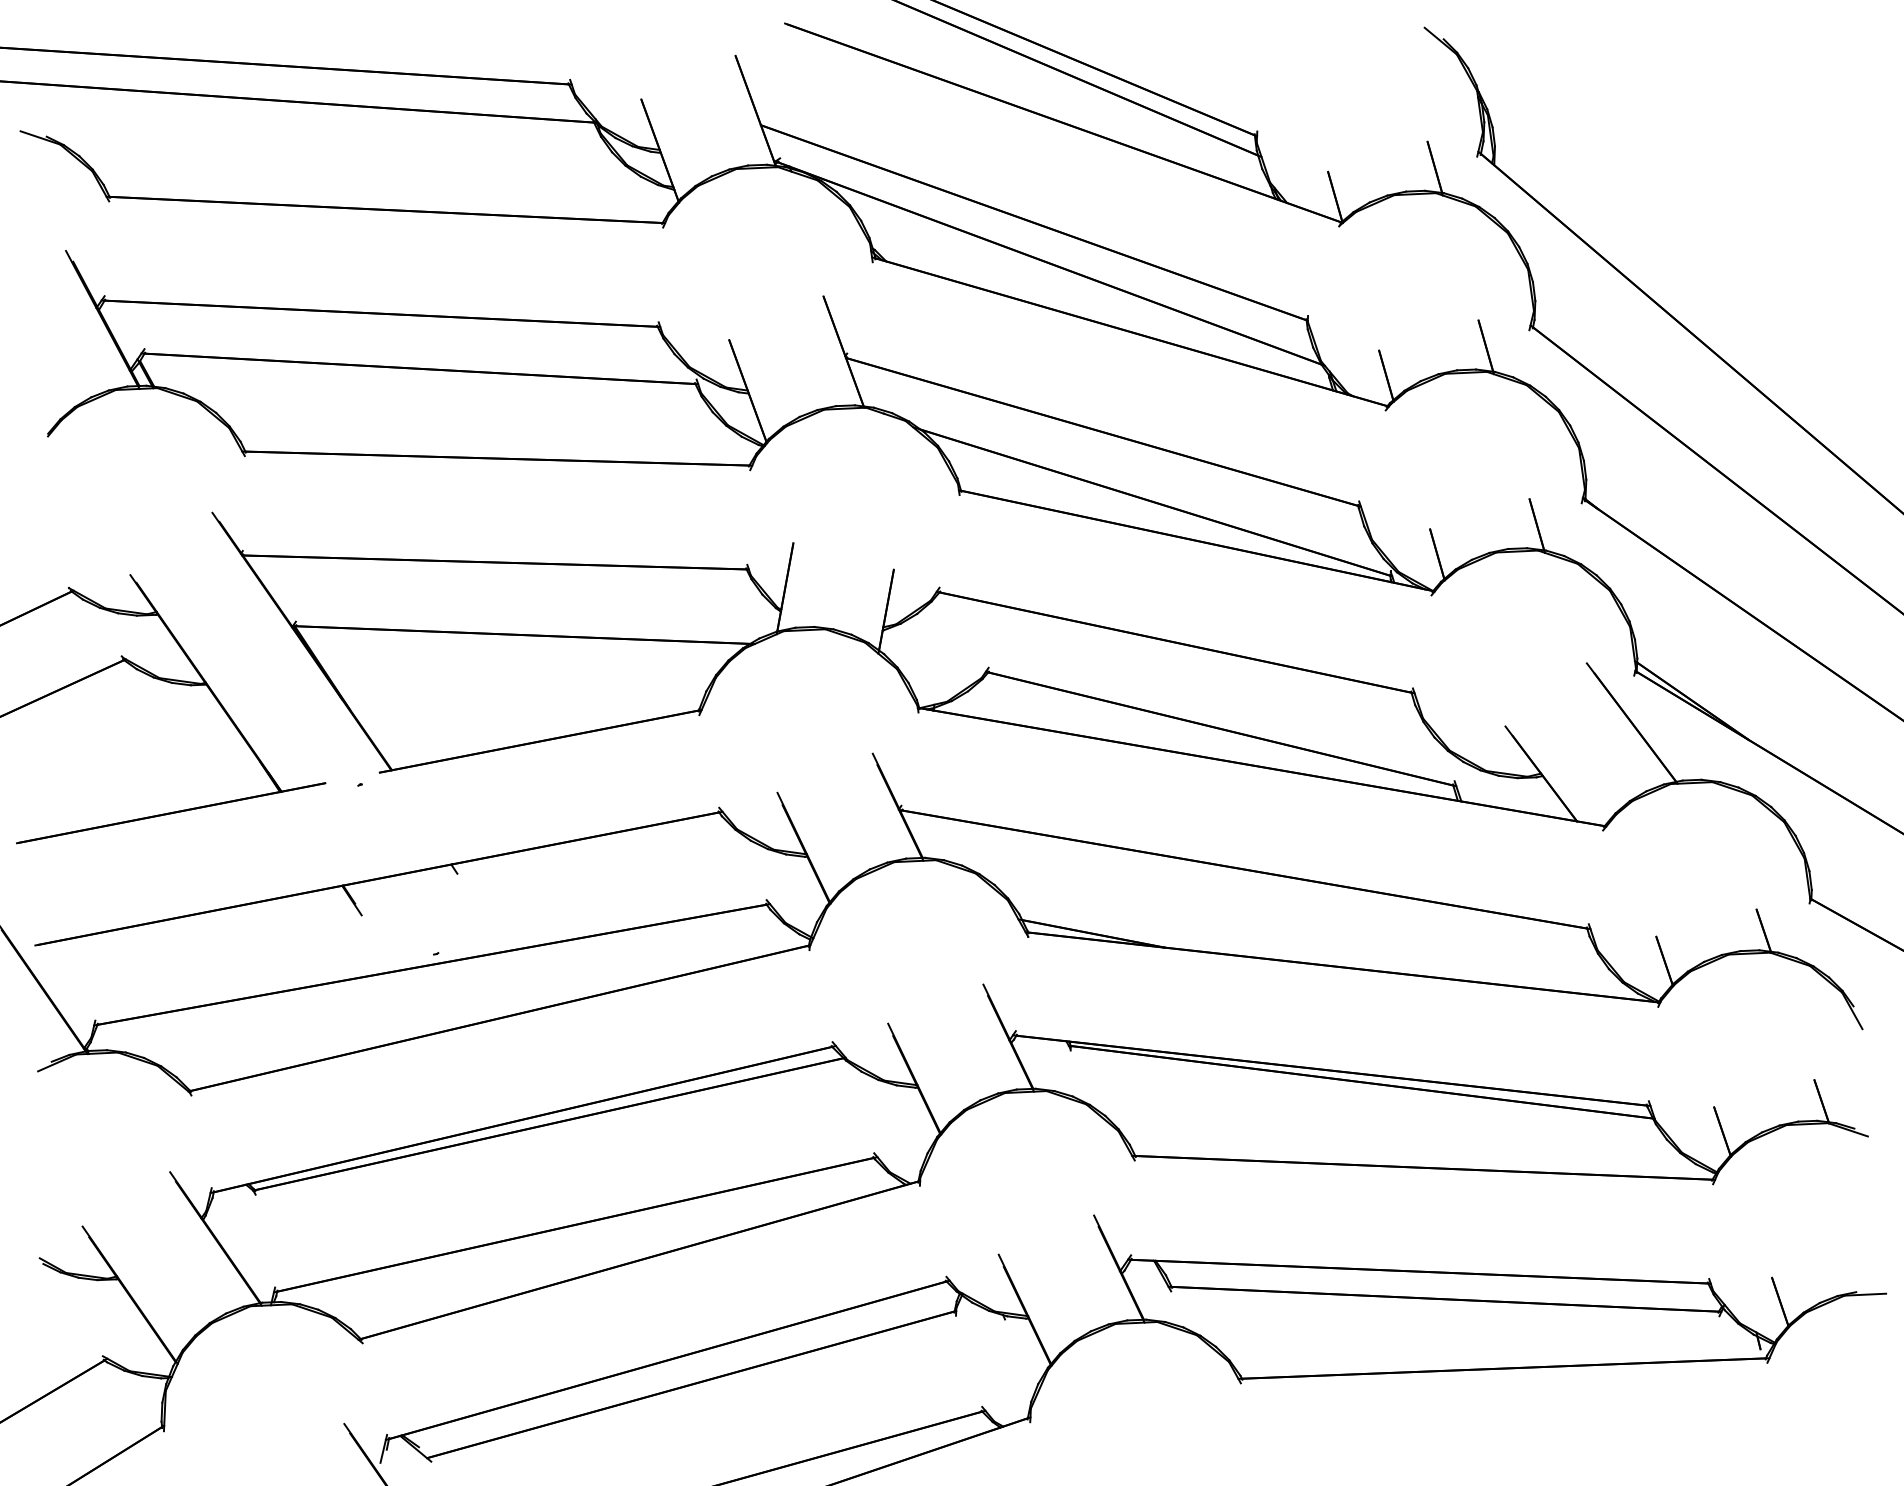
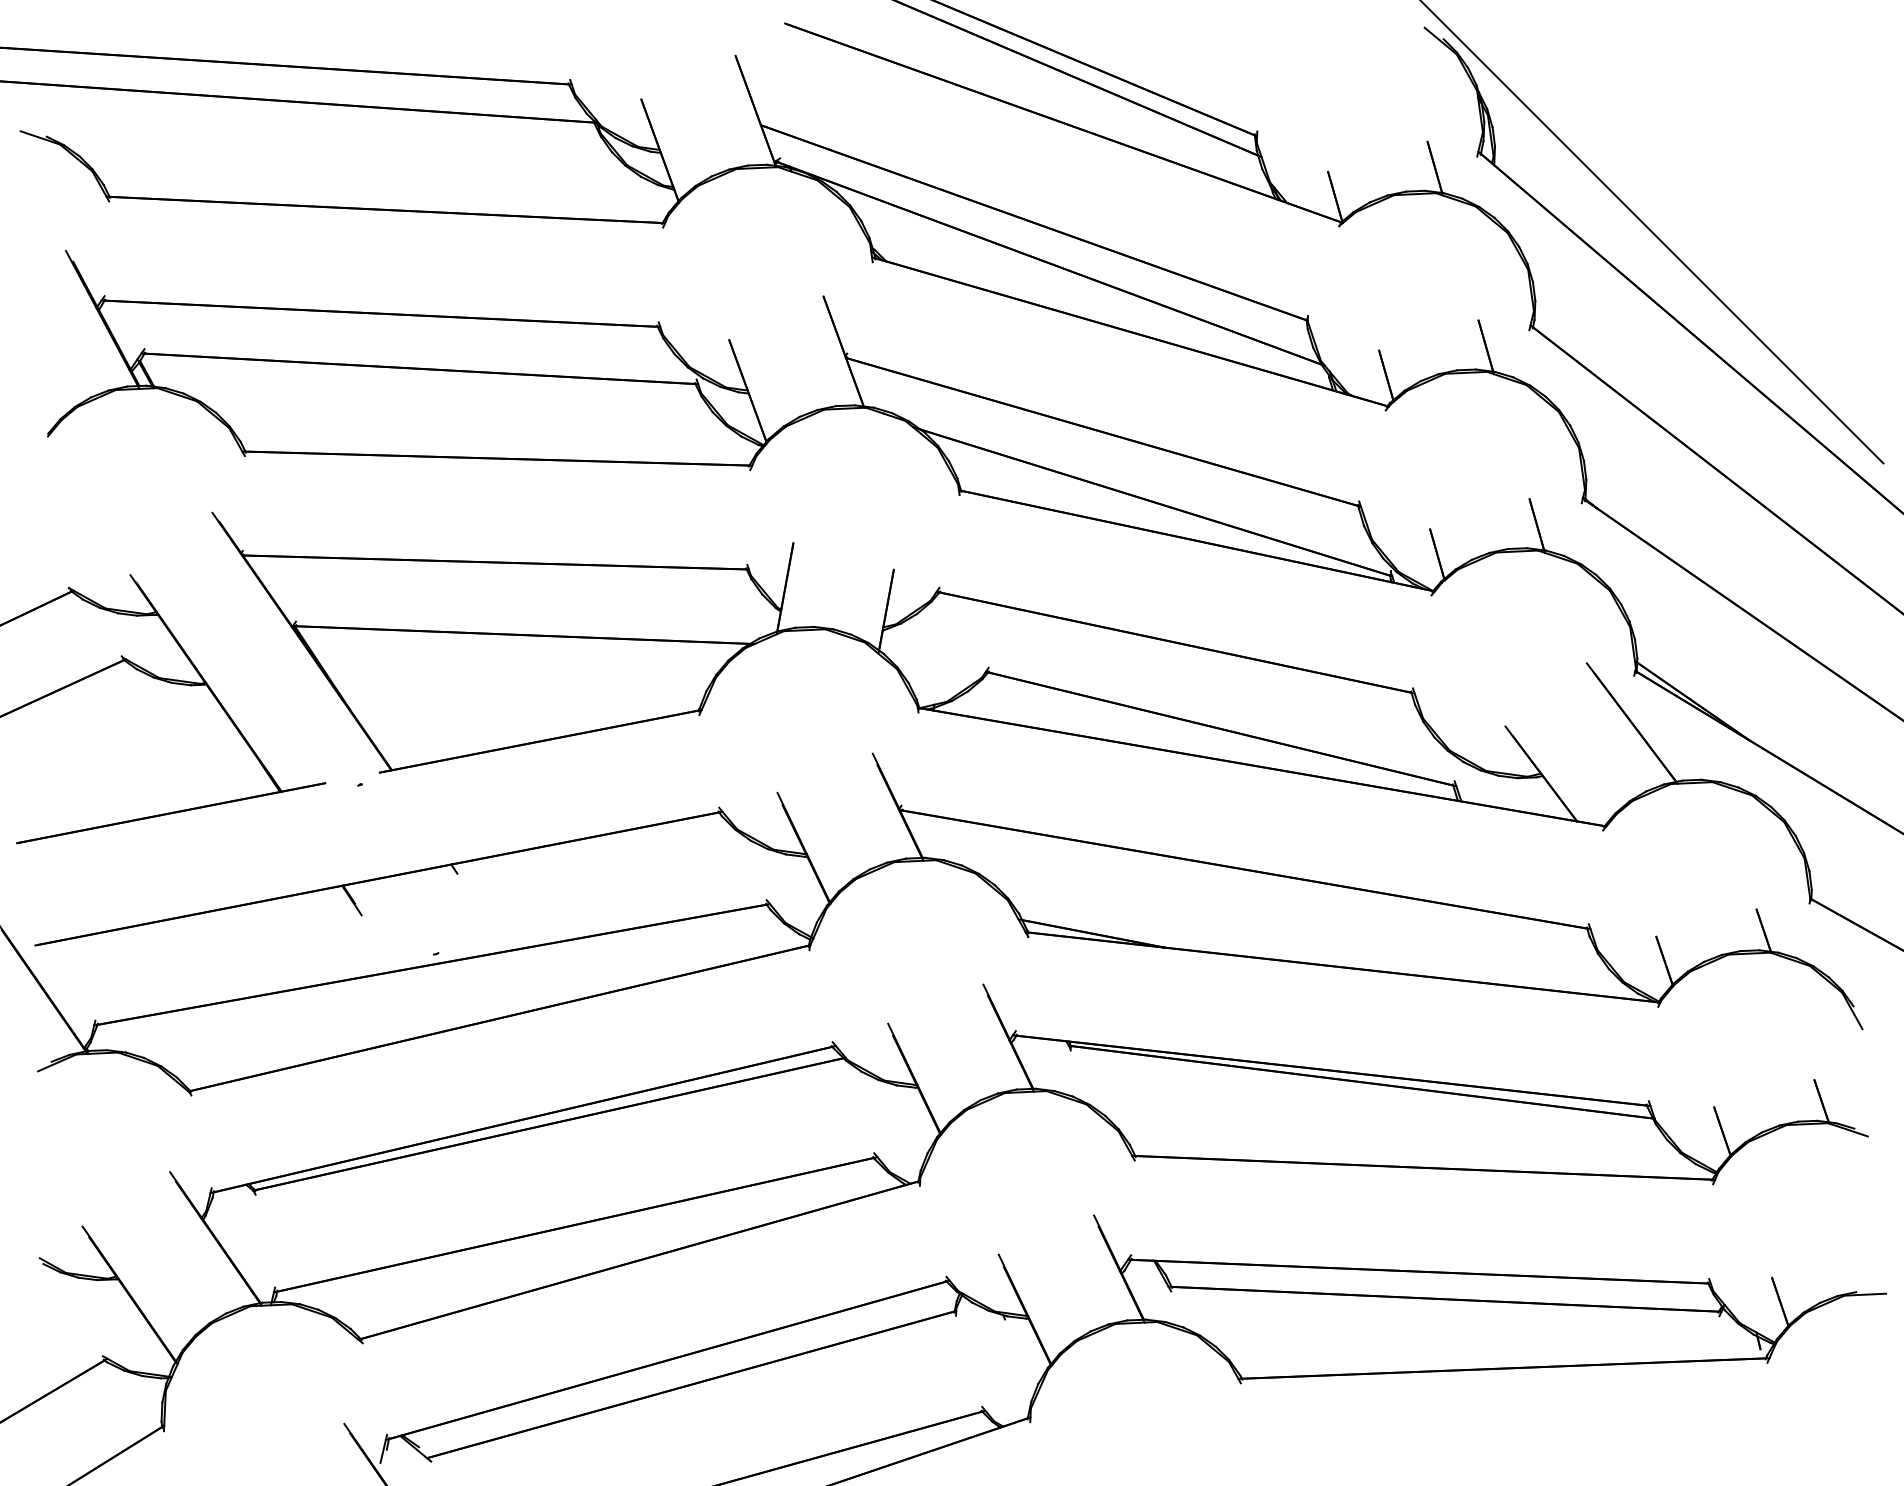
line: none -> present (1652, 232)
